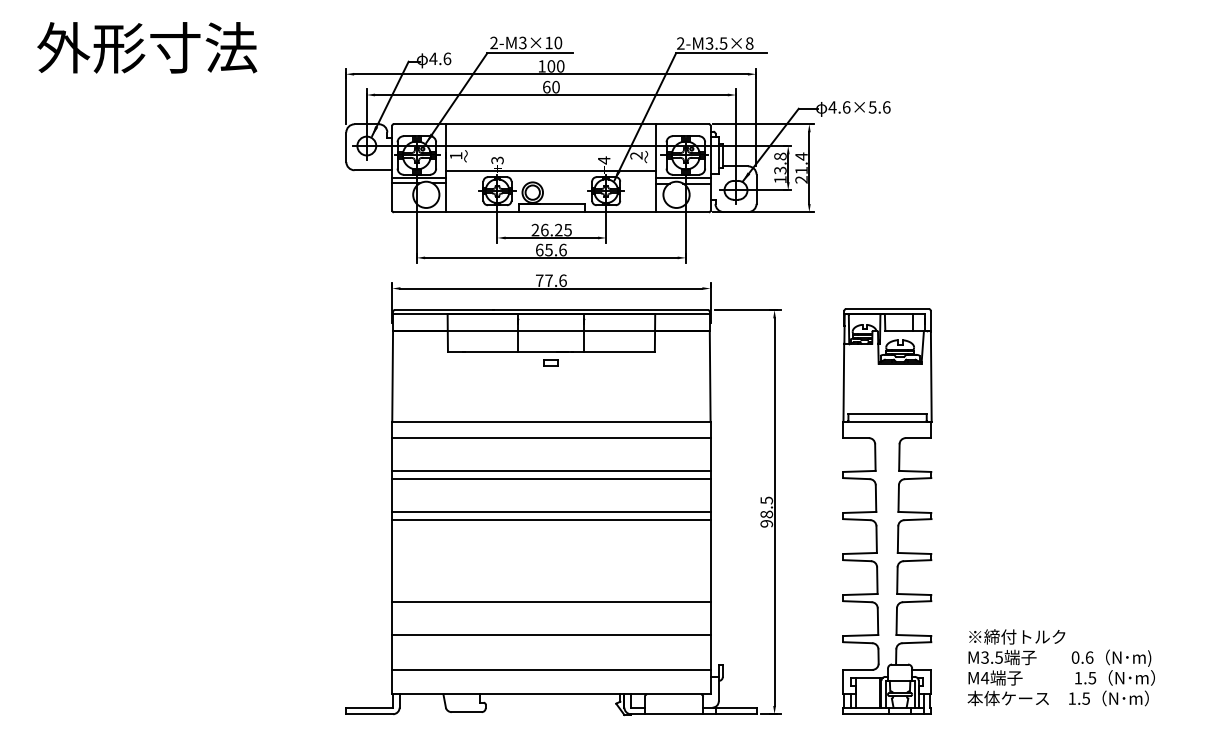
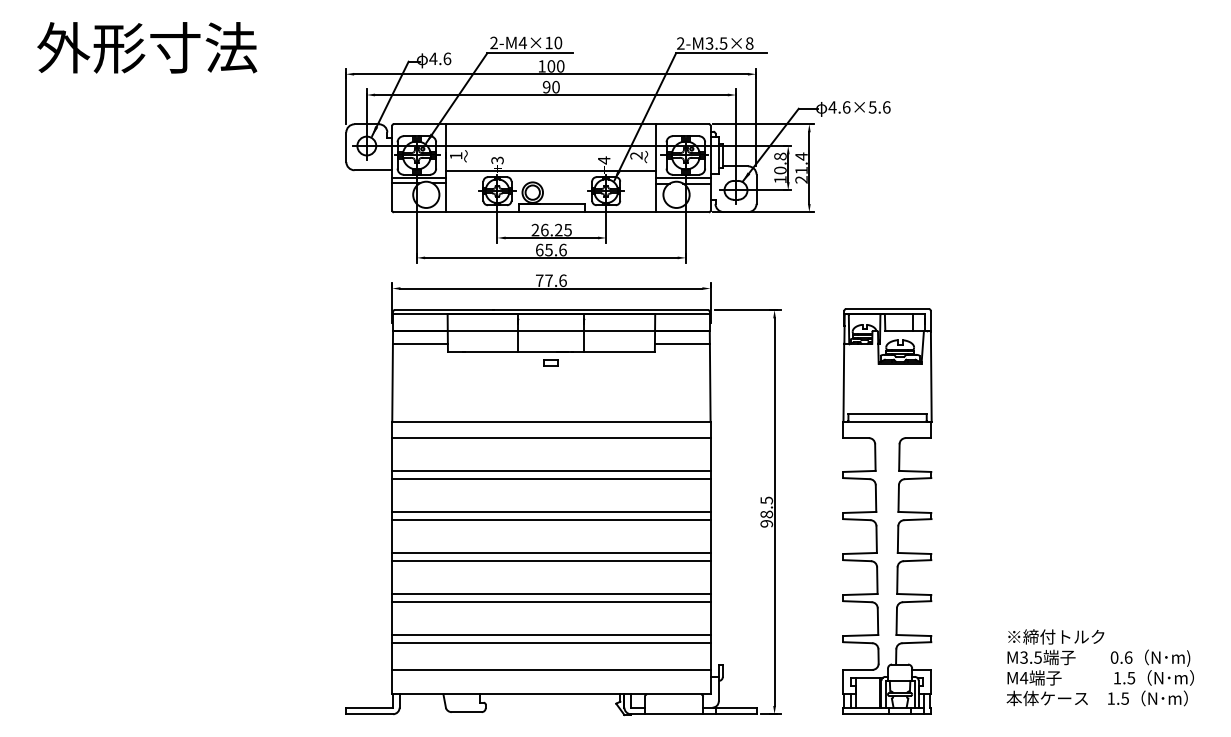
text: 2-M3×10 -> 2-M4×10 (522, 42)
text: 60 -> 90 (546, 86)
text: 13.8 -> 10.8 (780, 170)
line: none -> present (419, 343)
line: none -> present (681, 343)
line: none -> present (551, 552)
line: none -> present (551, 561)
line: none -> present (551, 593)
line: none -> present (551, 643)
text position: (1060, 667) -> (1099, 667) (1099, 667)
